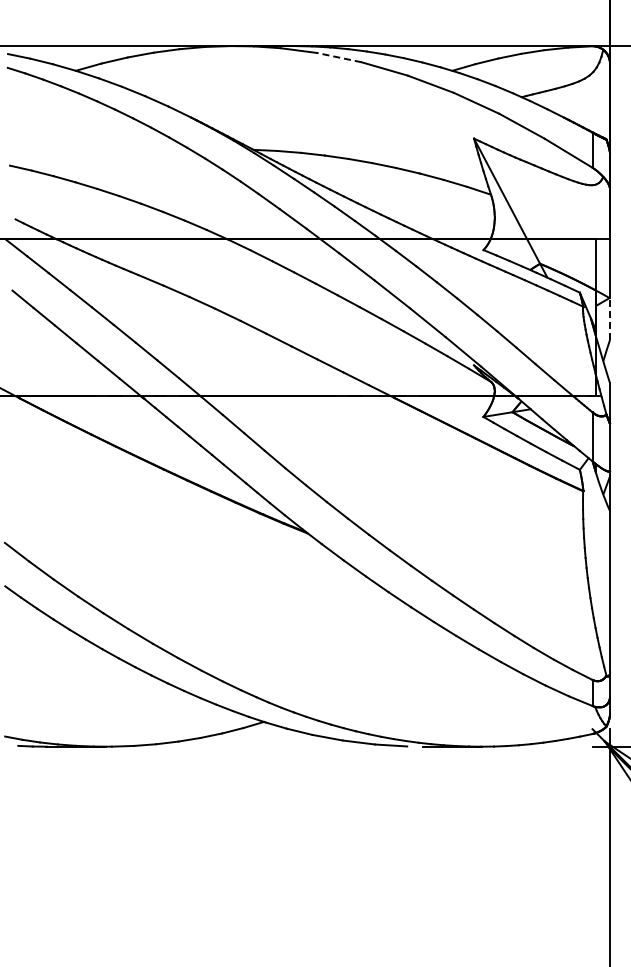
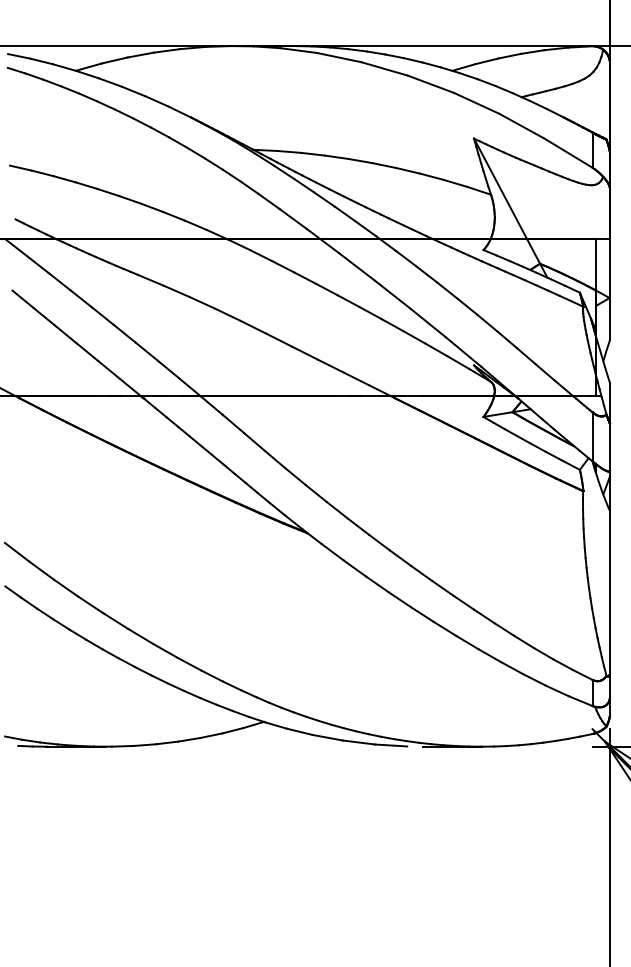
line: dashed -> solid (339, 57)
line: dashed -> solid (610, 319)
